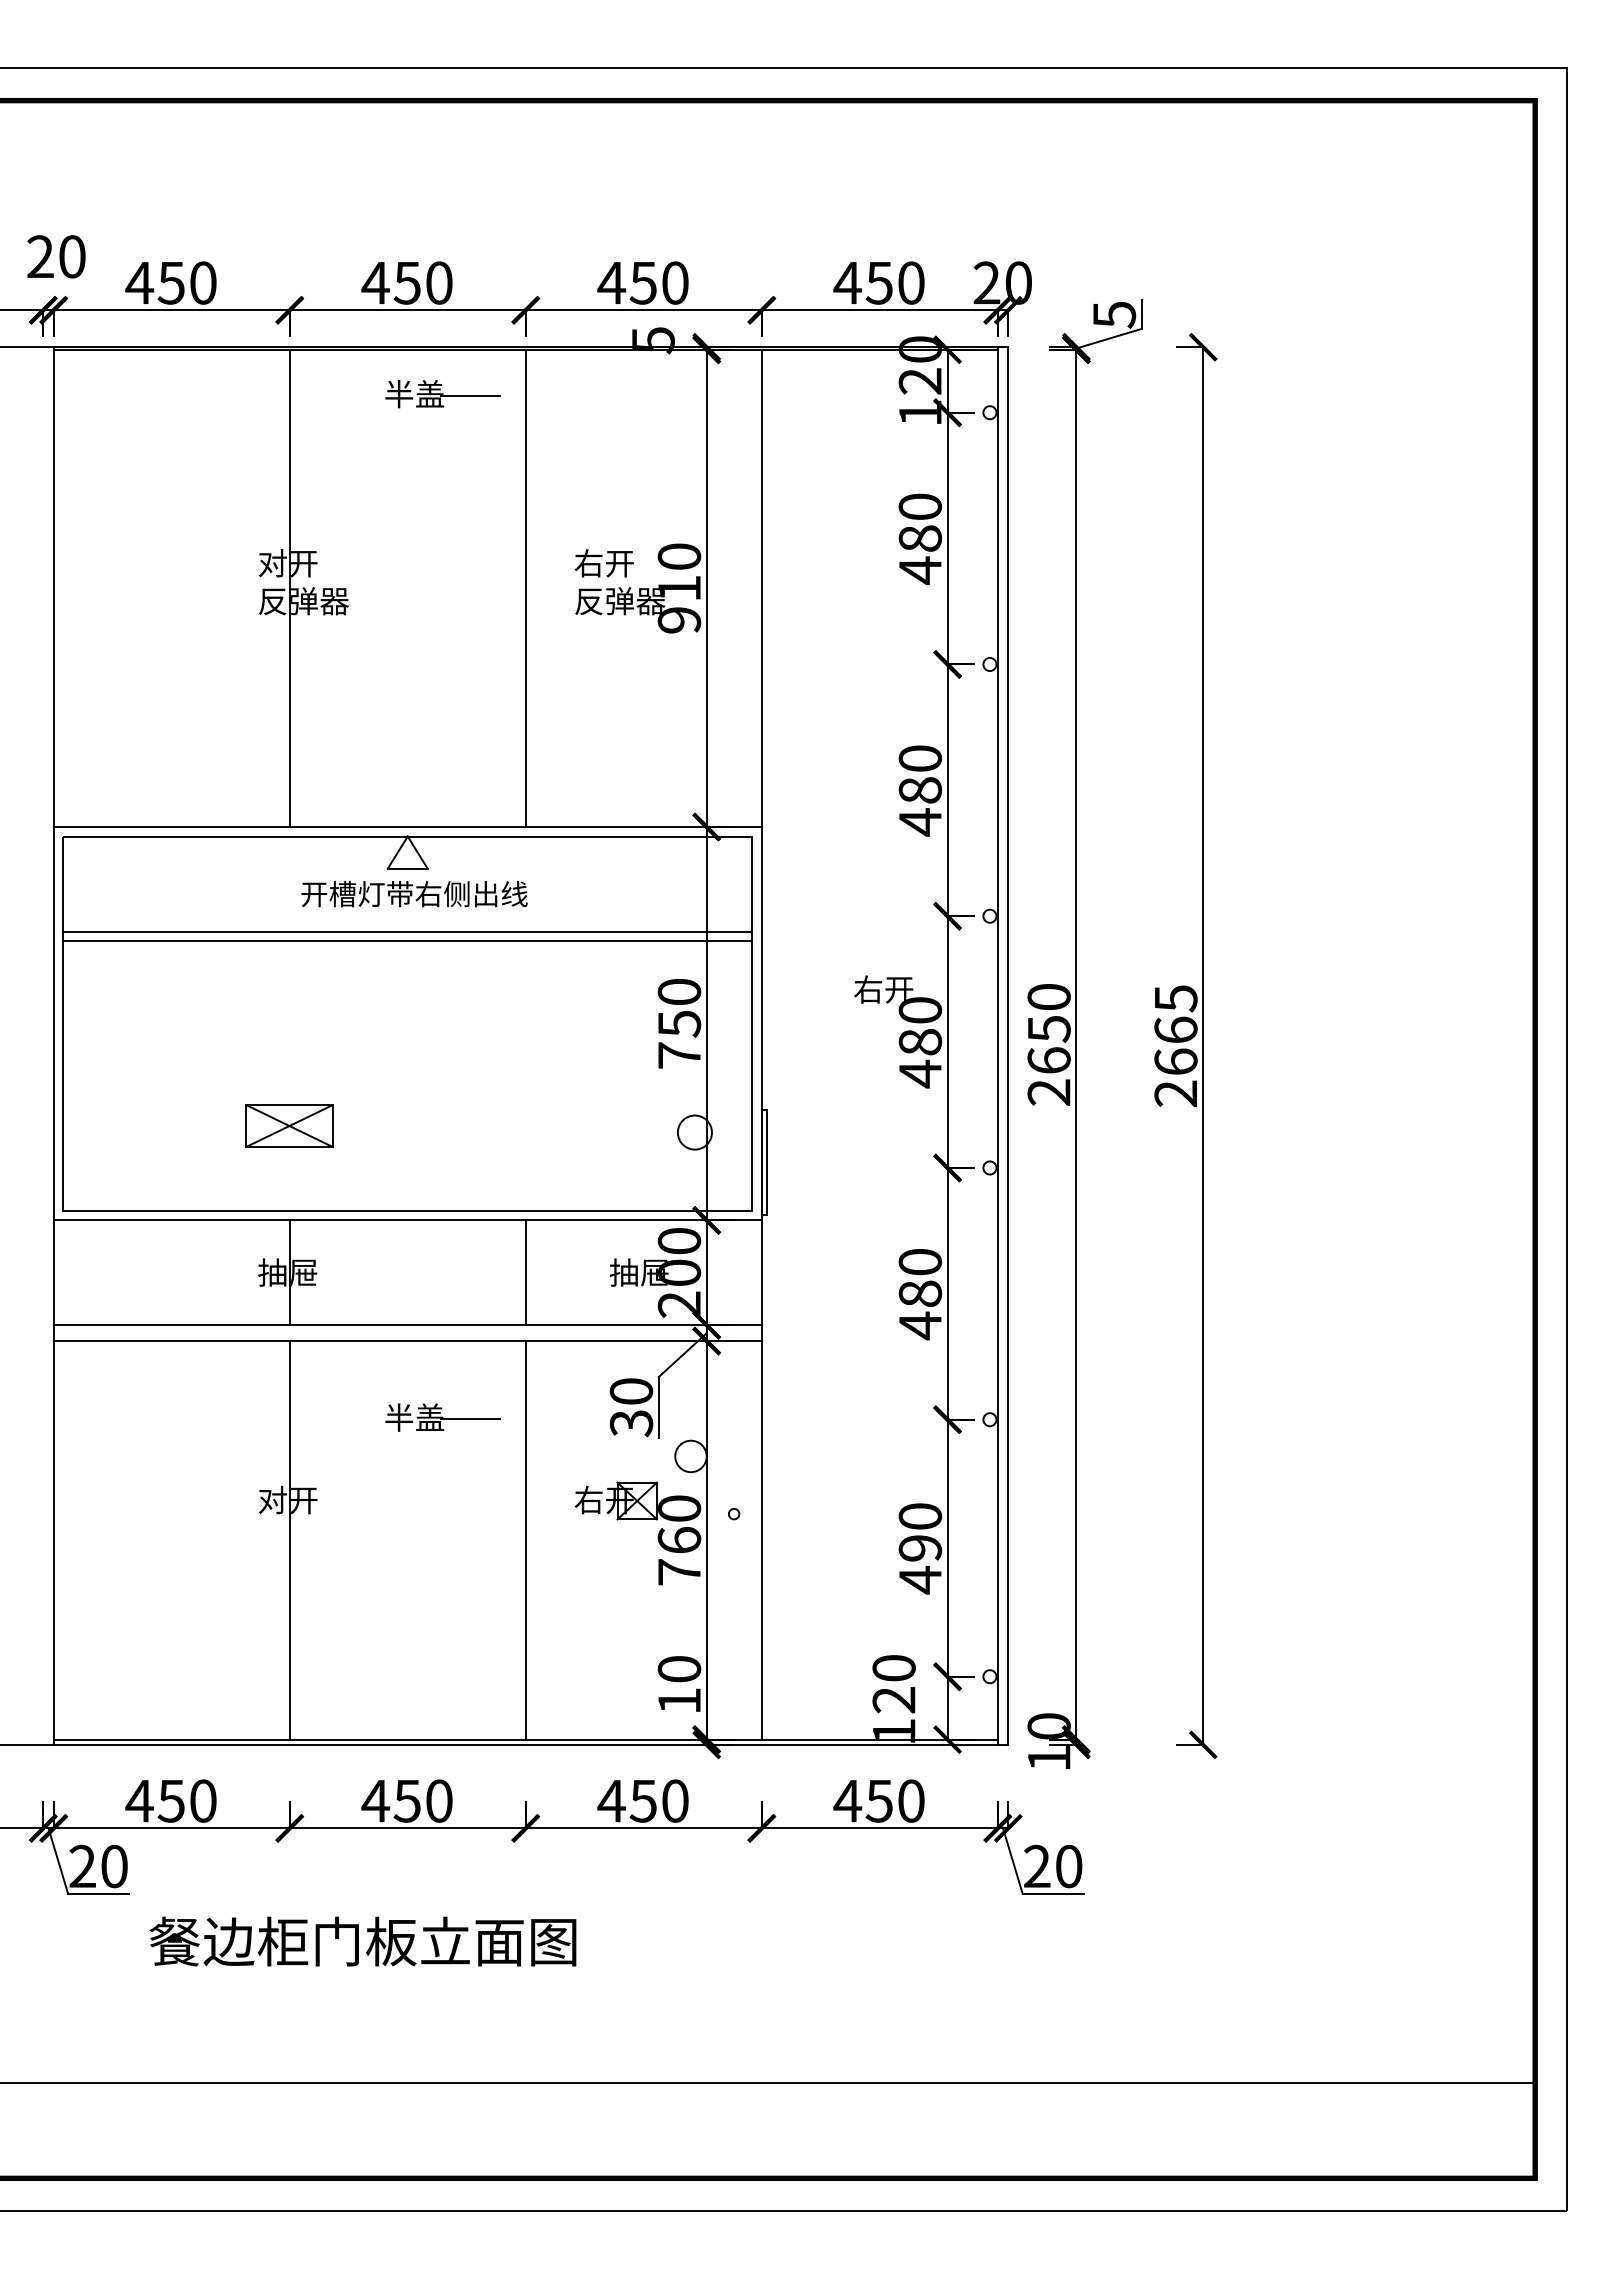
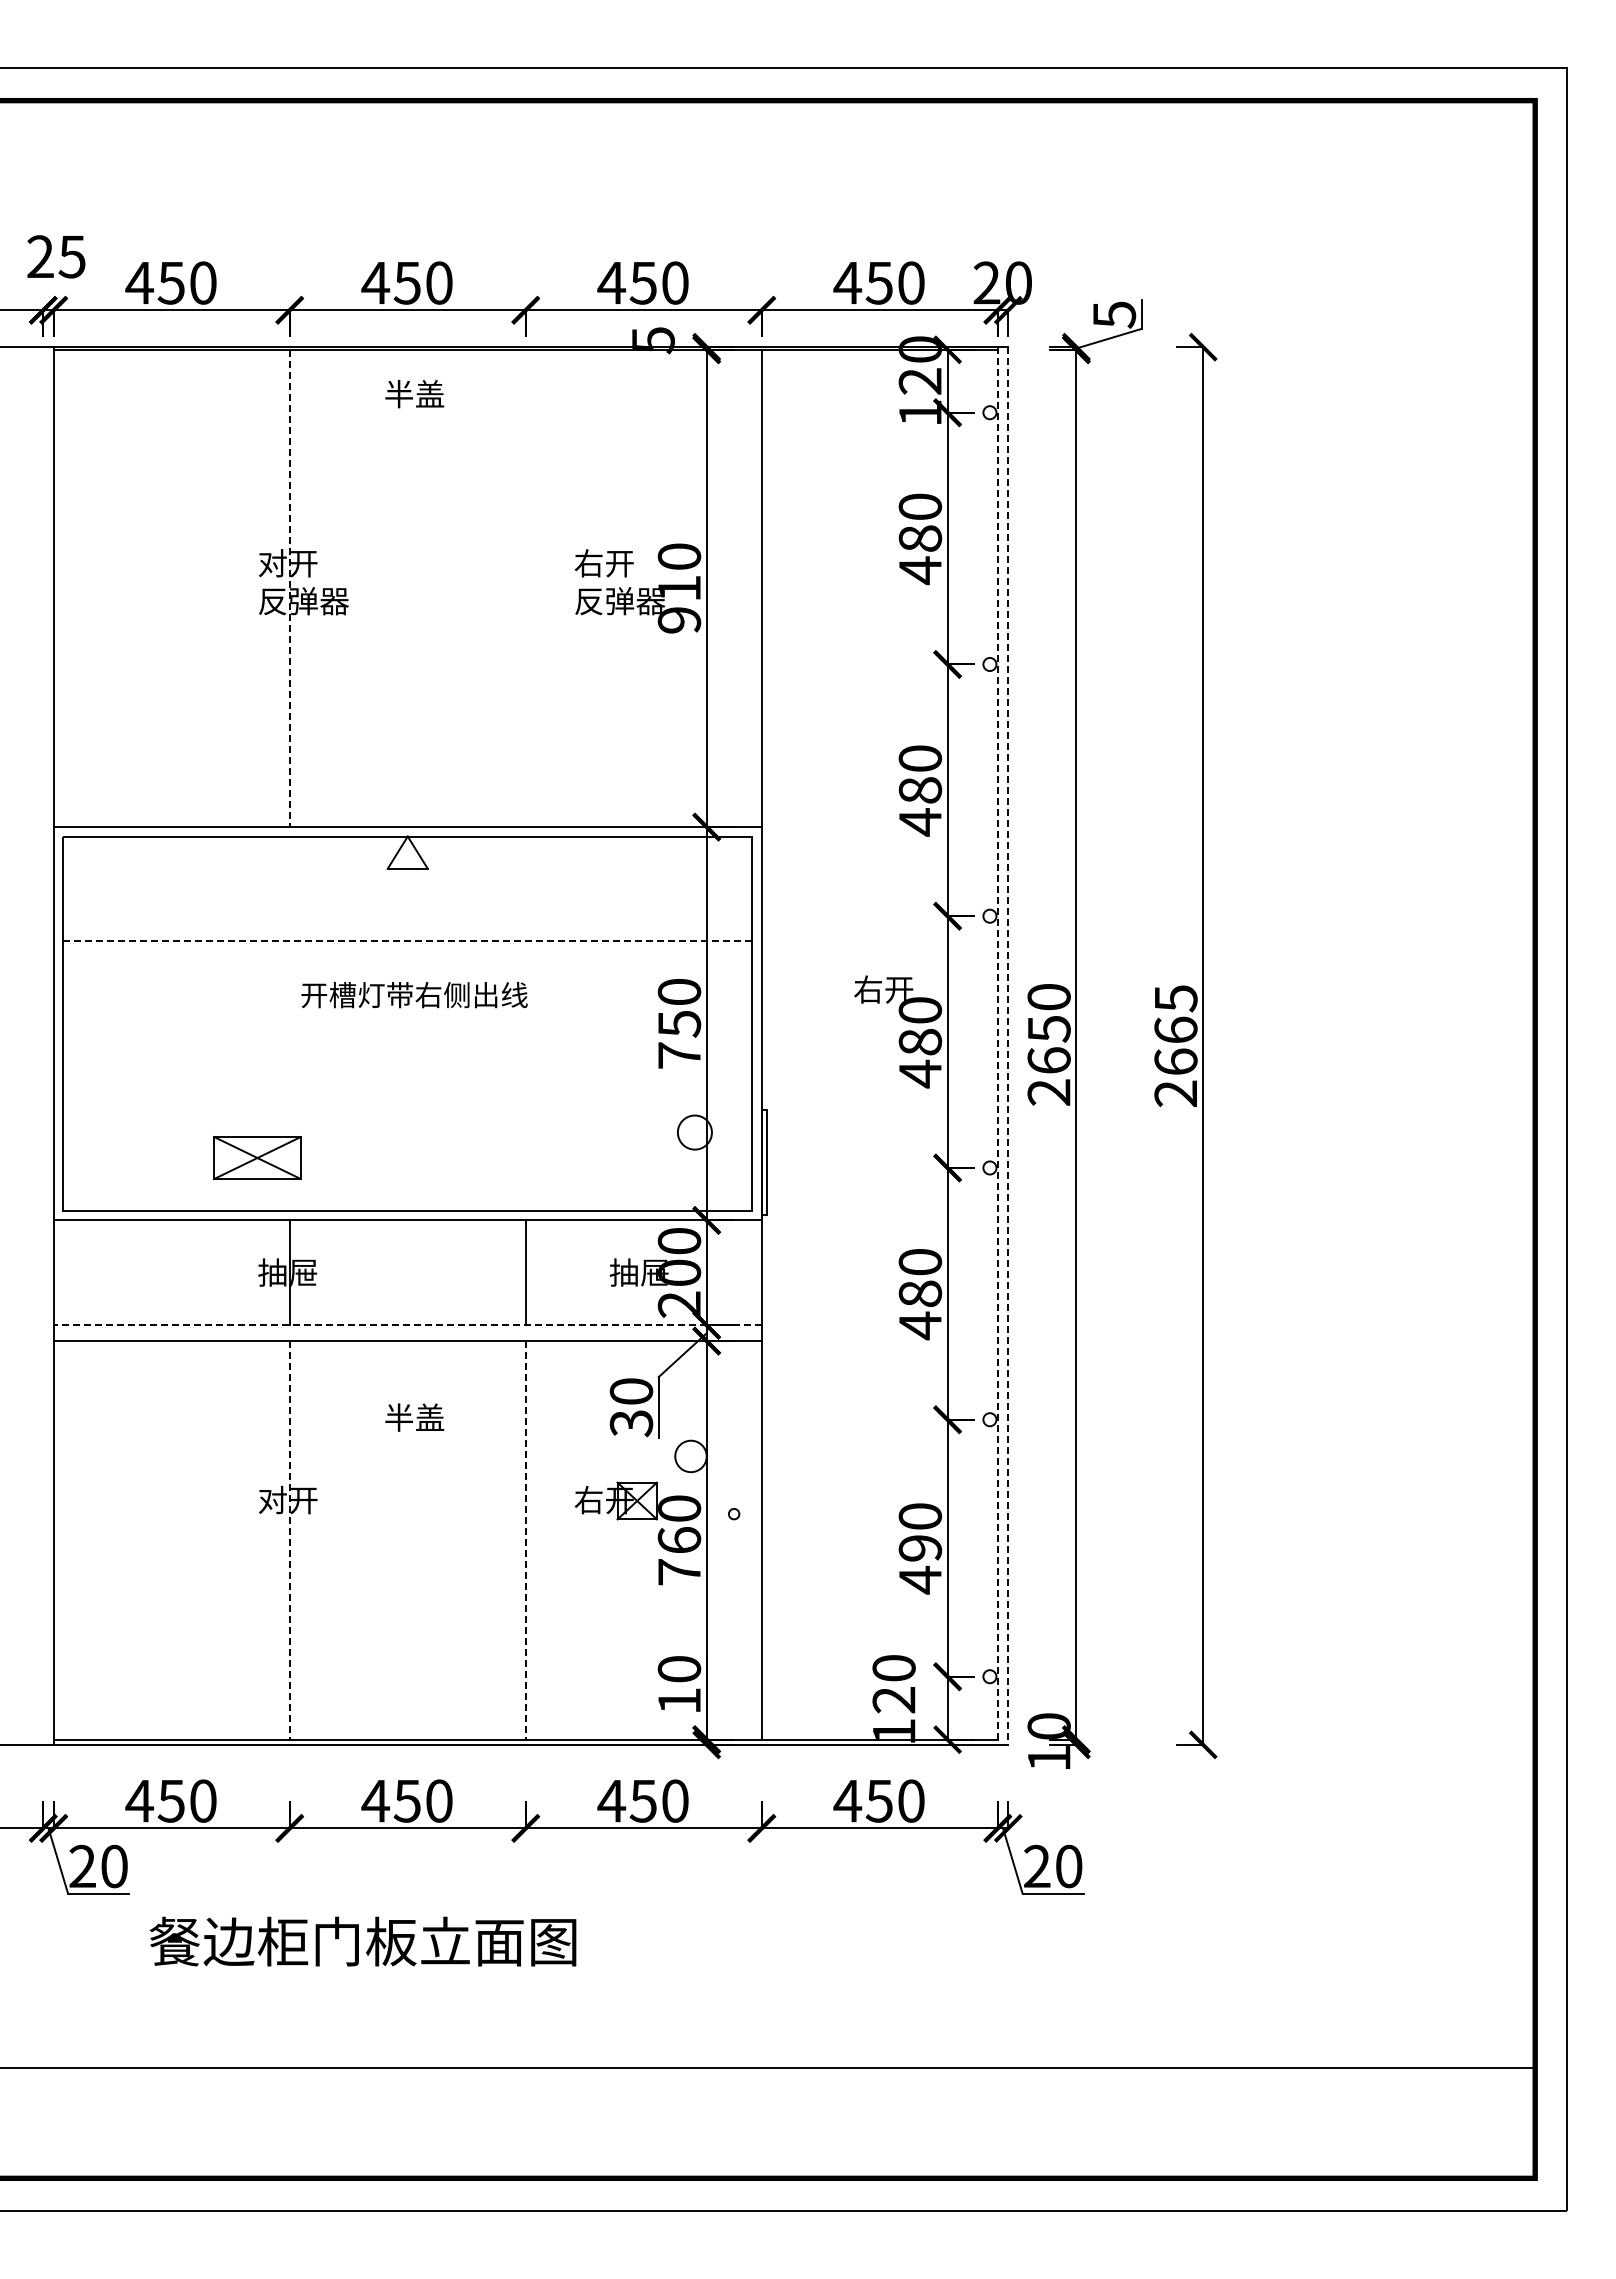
text: 20 -> 25 (71, 256)
line: present -> none (469, 395)
line: solid -> dashed (289, 588)
line: present -> none (525, 588)
text position: (414, 893) -> (414, 994) (414, 994)
line: present -> none (407, 931)
line: solid -> dashed (407, 941)
line: solid -> dashed (997, 1046)
line: solid -> dashed (1008, 1046)
part position: (289, 1125) -> (257, 1157) (257, 1157)
line: solid -> dashed (407, 1325)
line: present -> none (469, 1419)
line: solid -> dashed (289, 1540)
line: solid -> dashed (525, 1540)
line position: (768, 2082) -> (768, 2067) (768, 2067)
